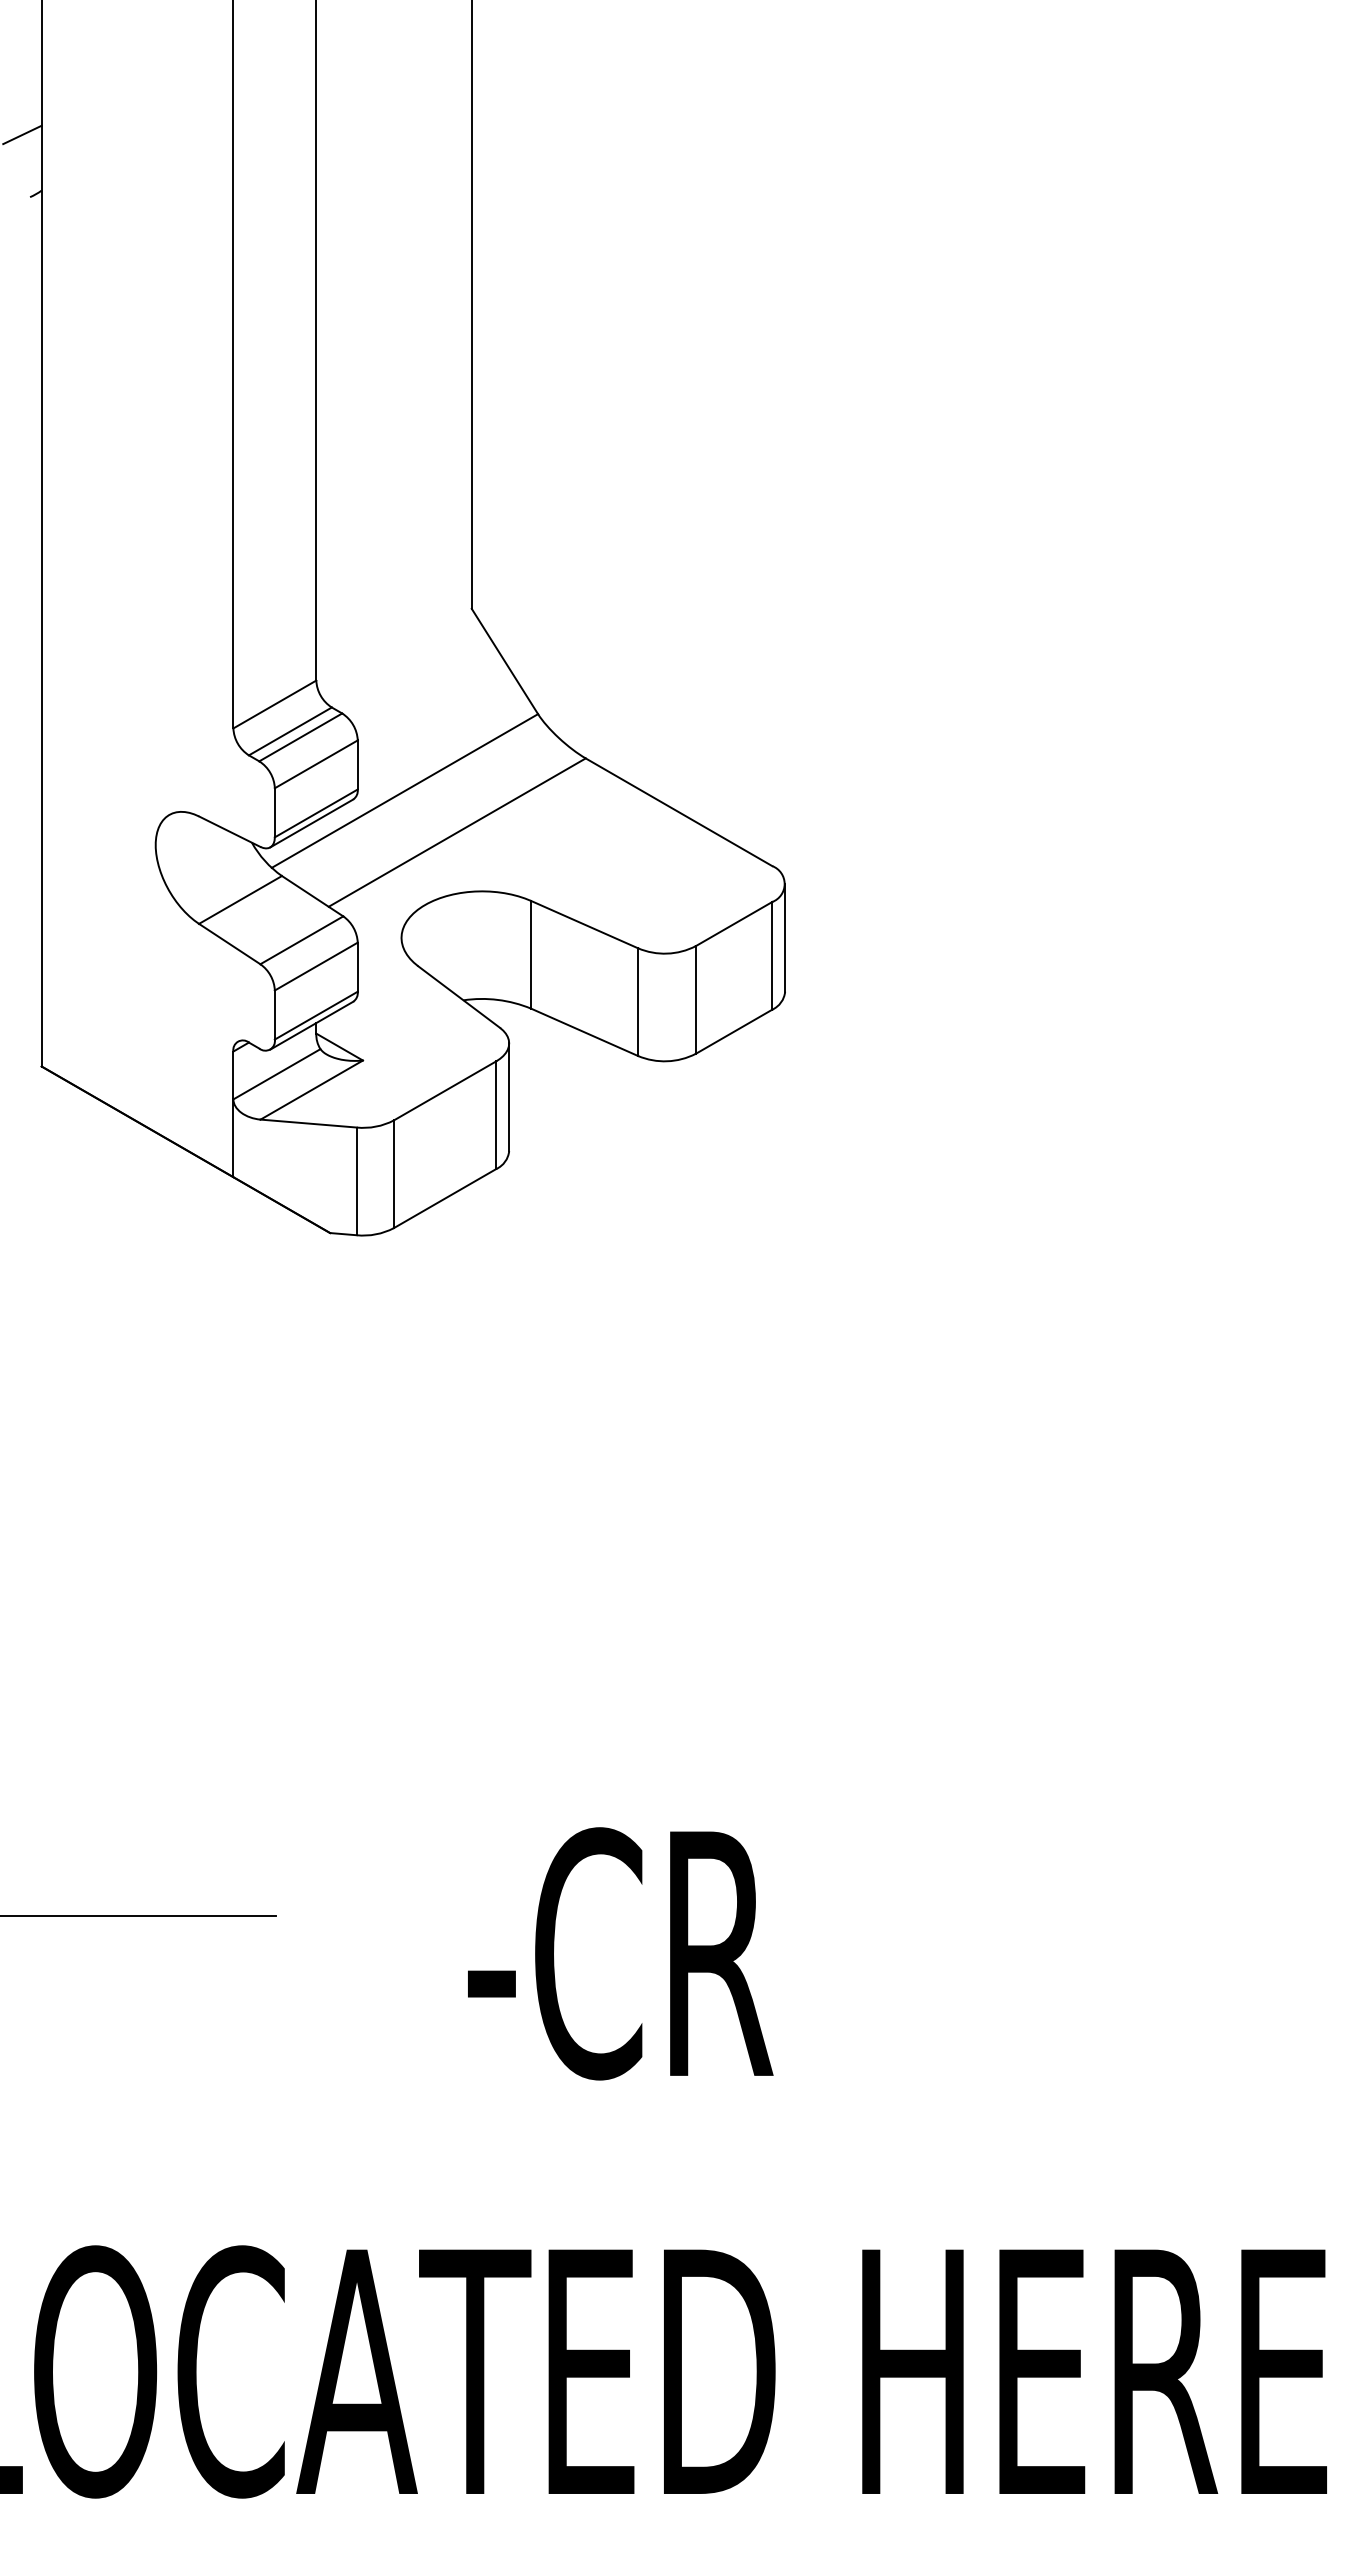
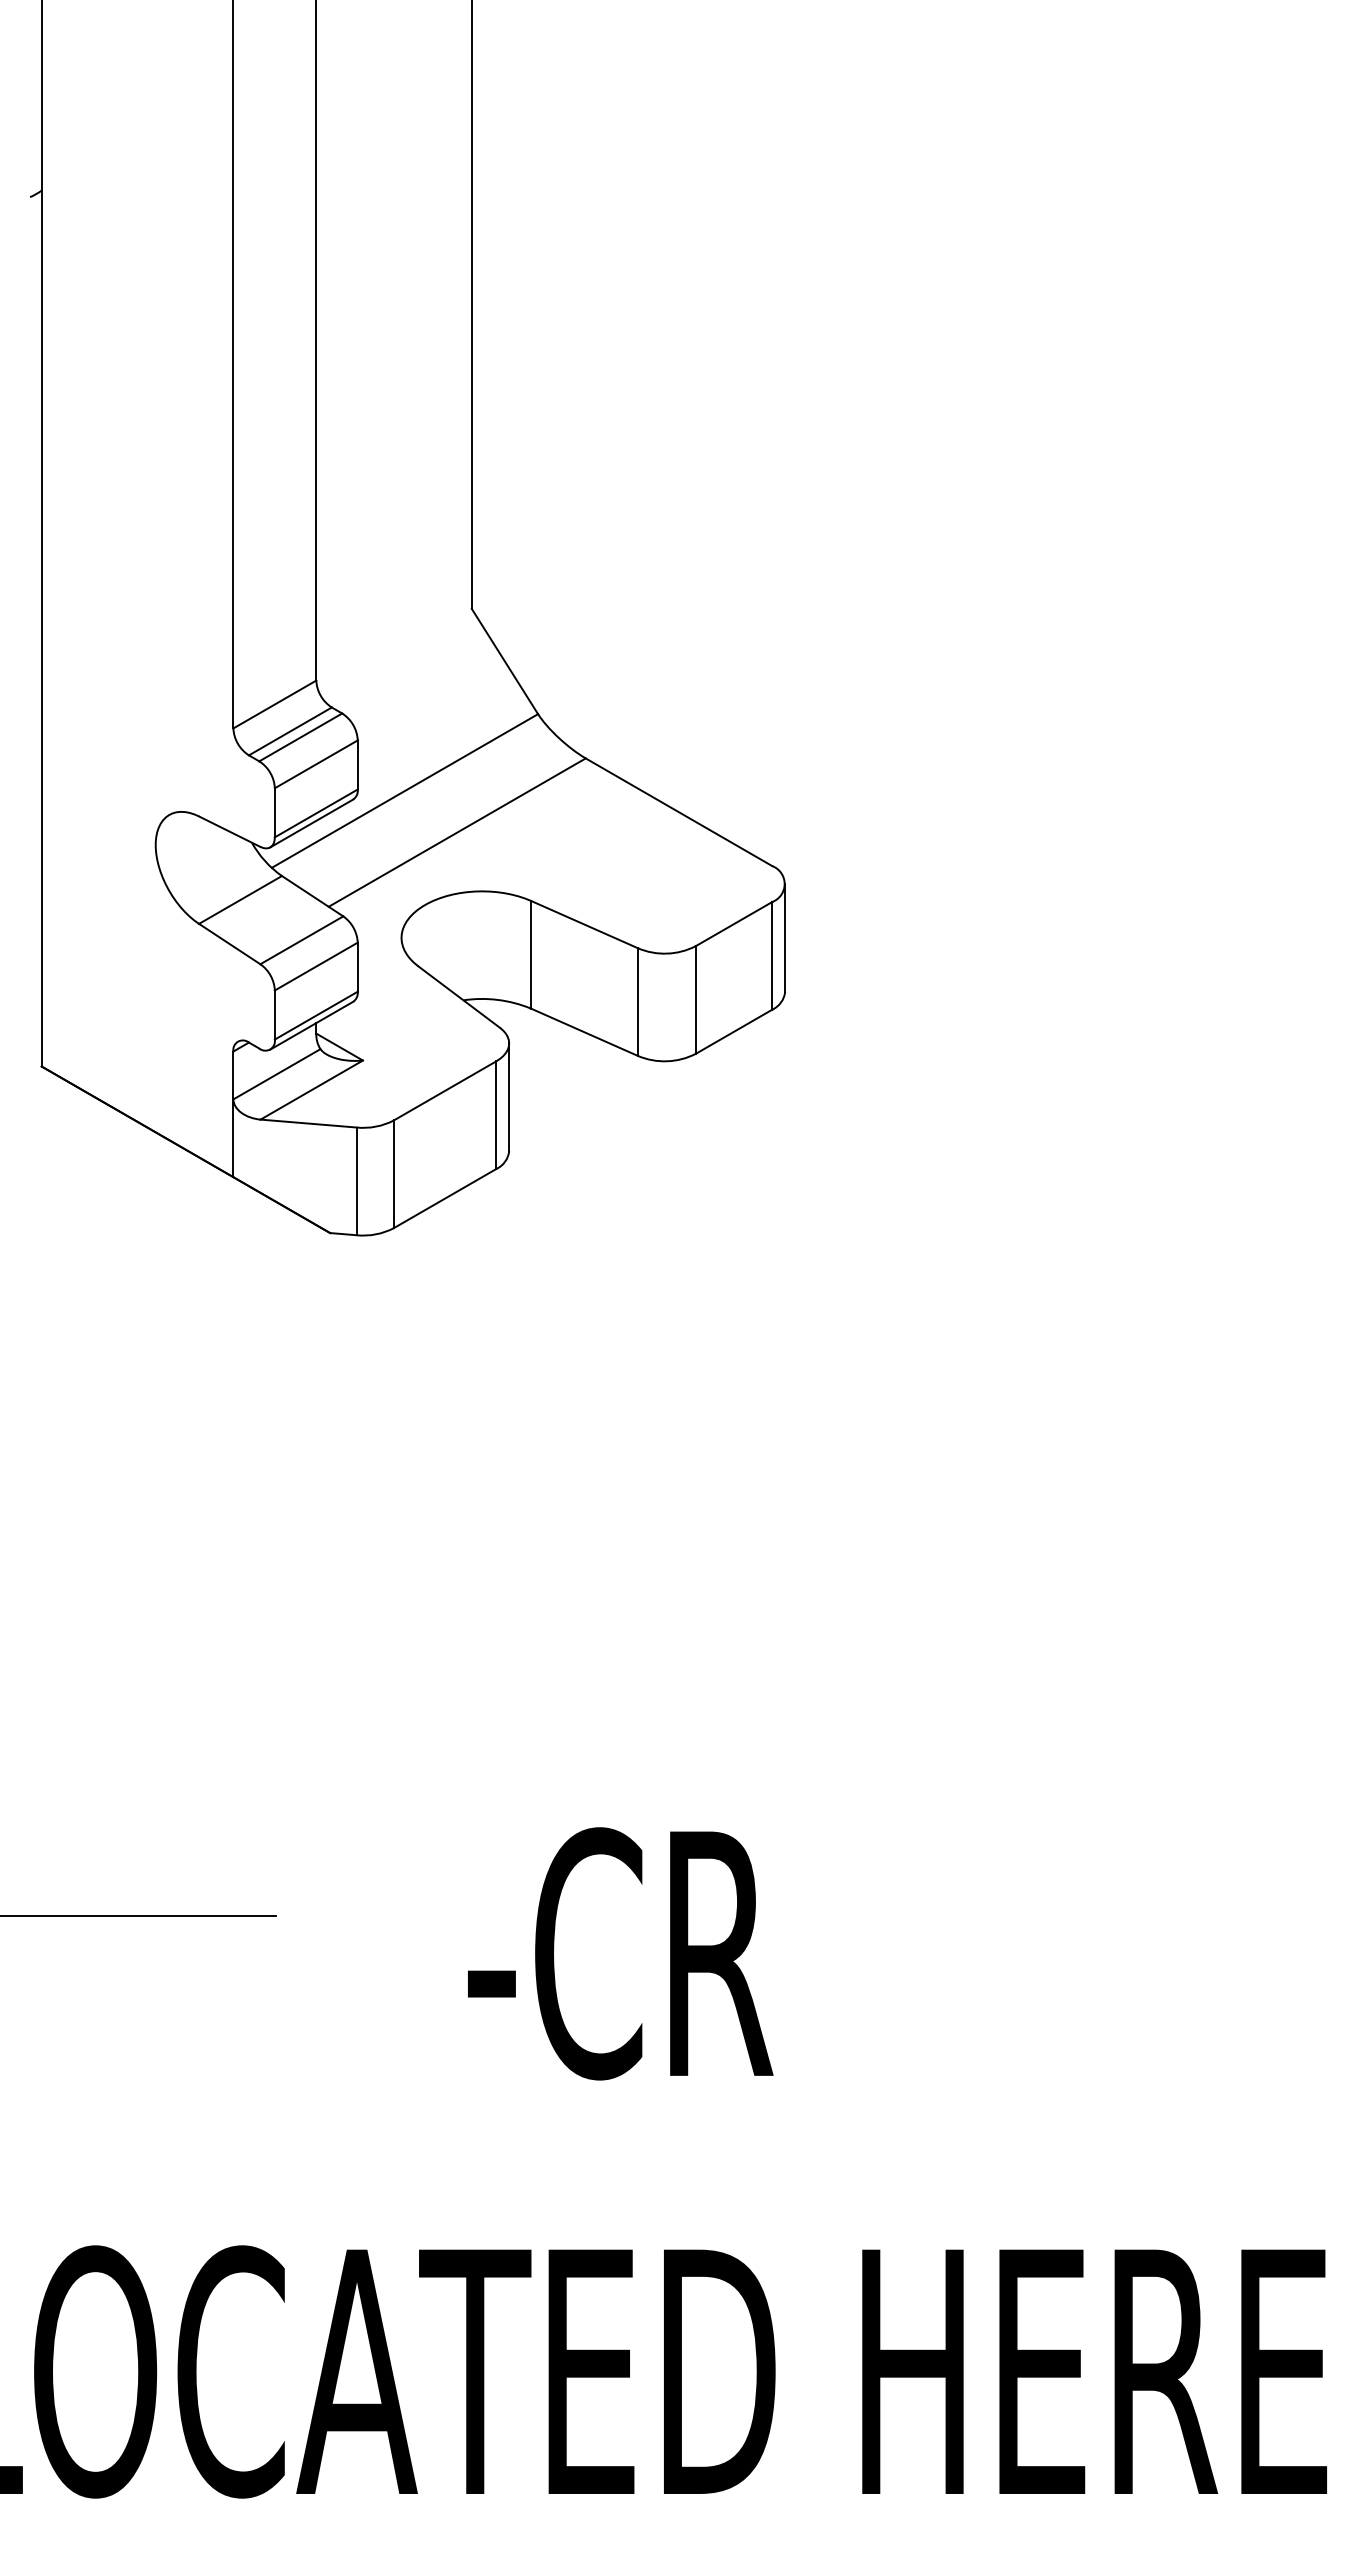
line: present -> none (22, 134)
